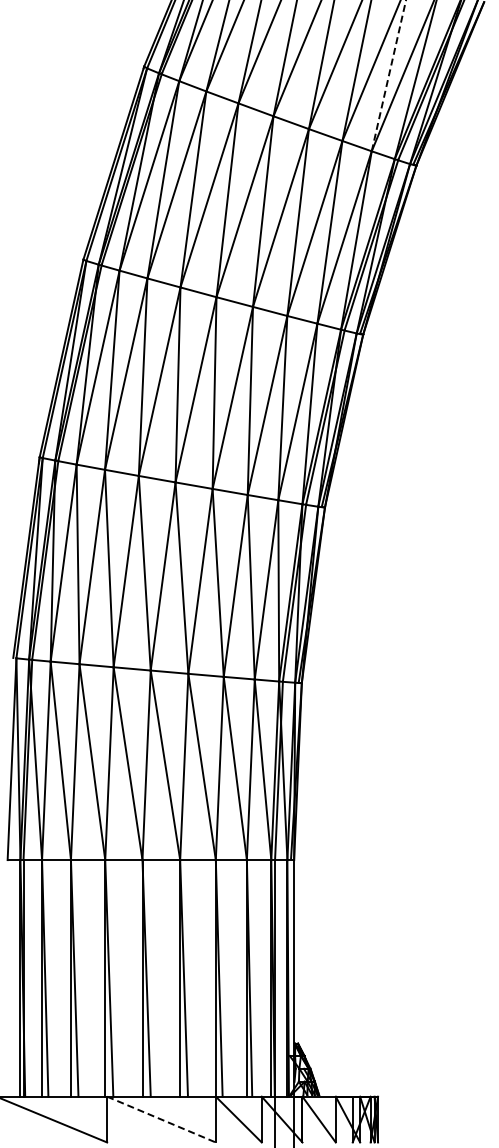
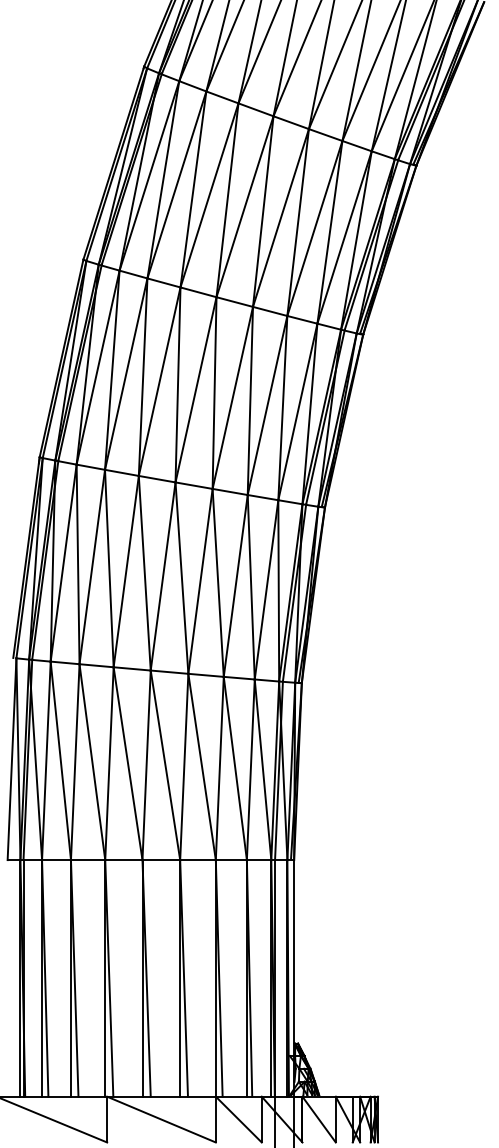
line: dashed -> solid (388, 75)
line: dashed -> solid (161, 1119)
